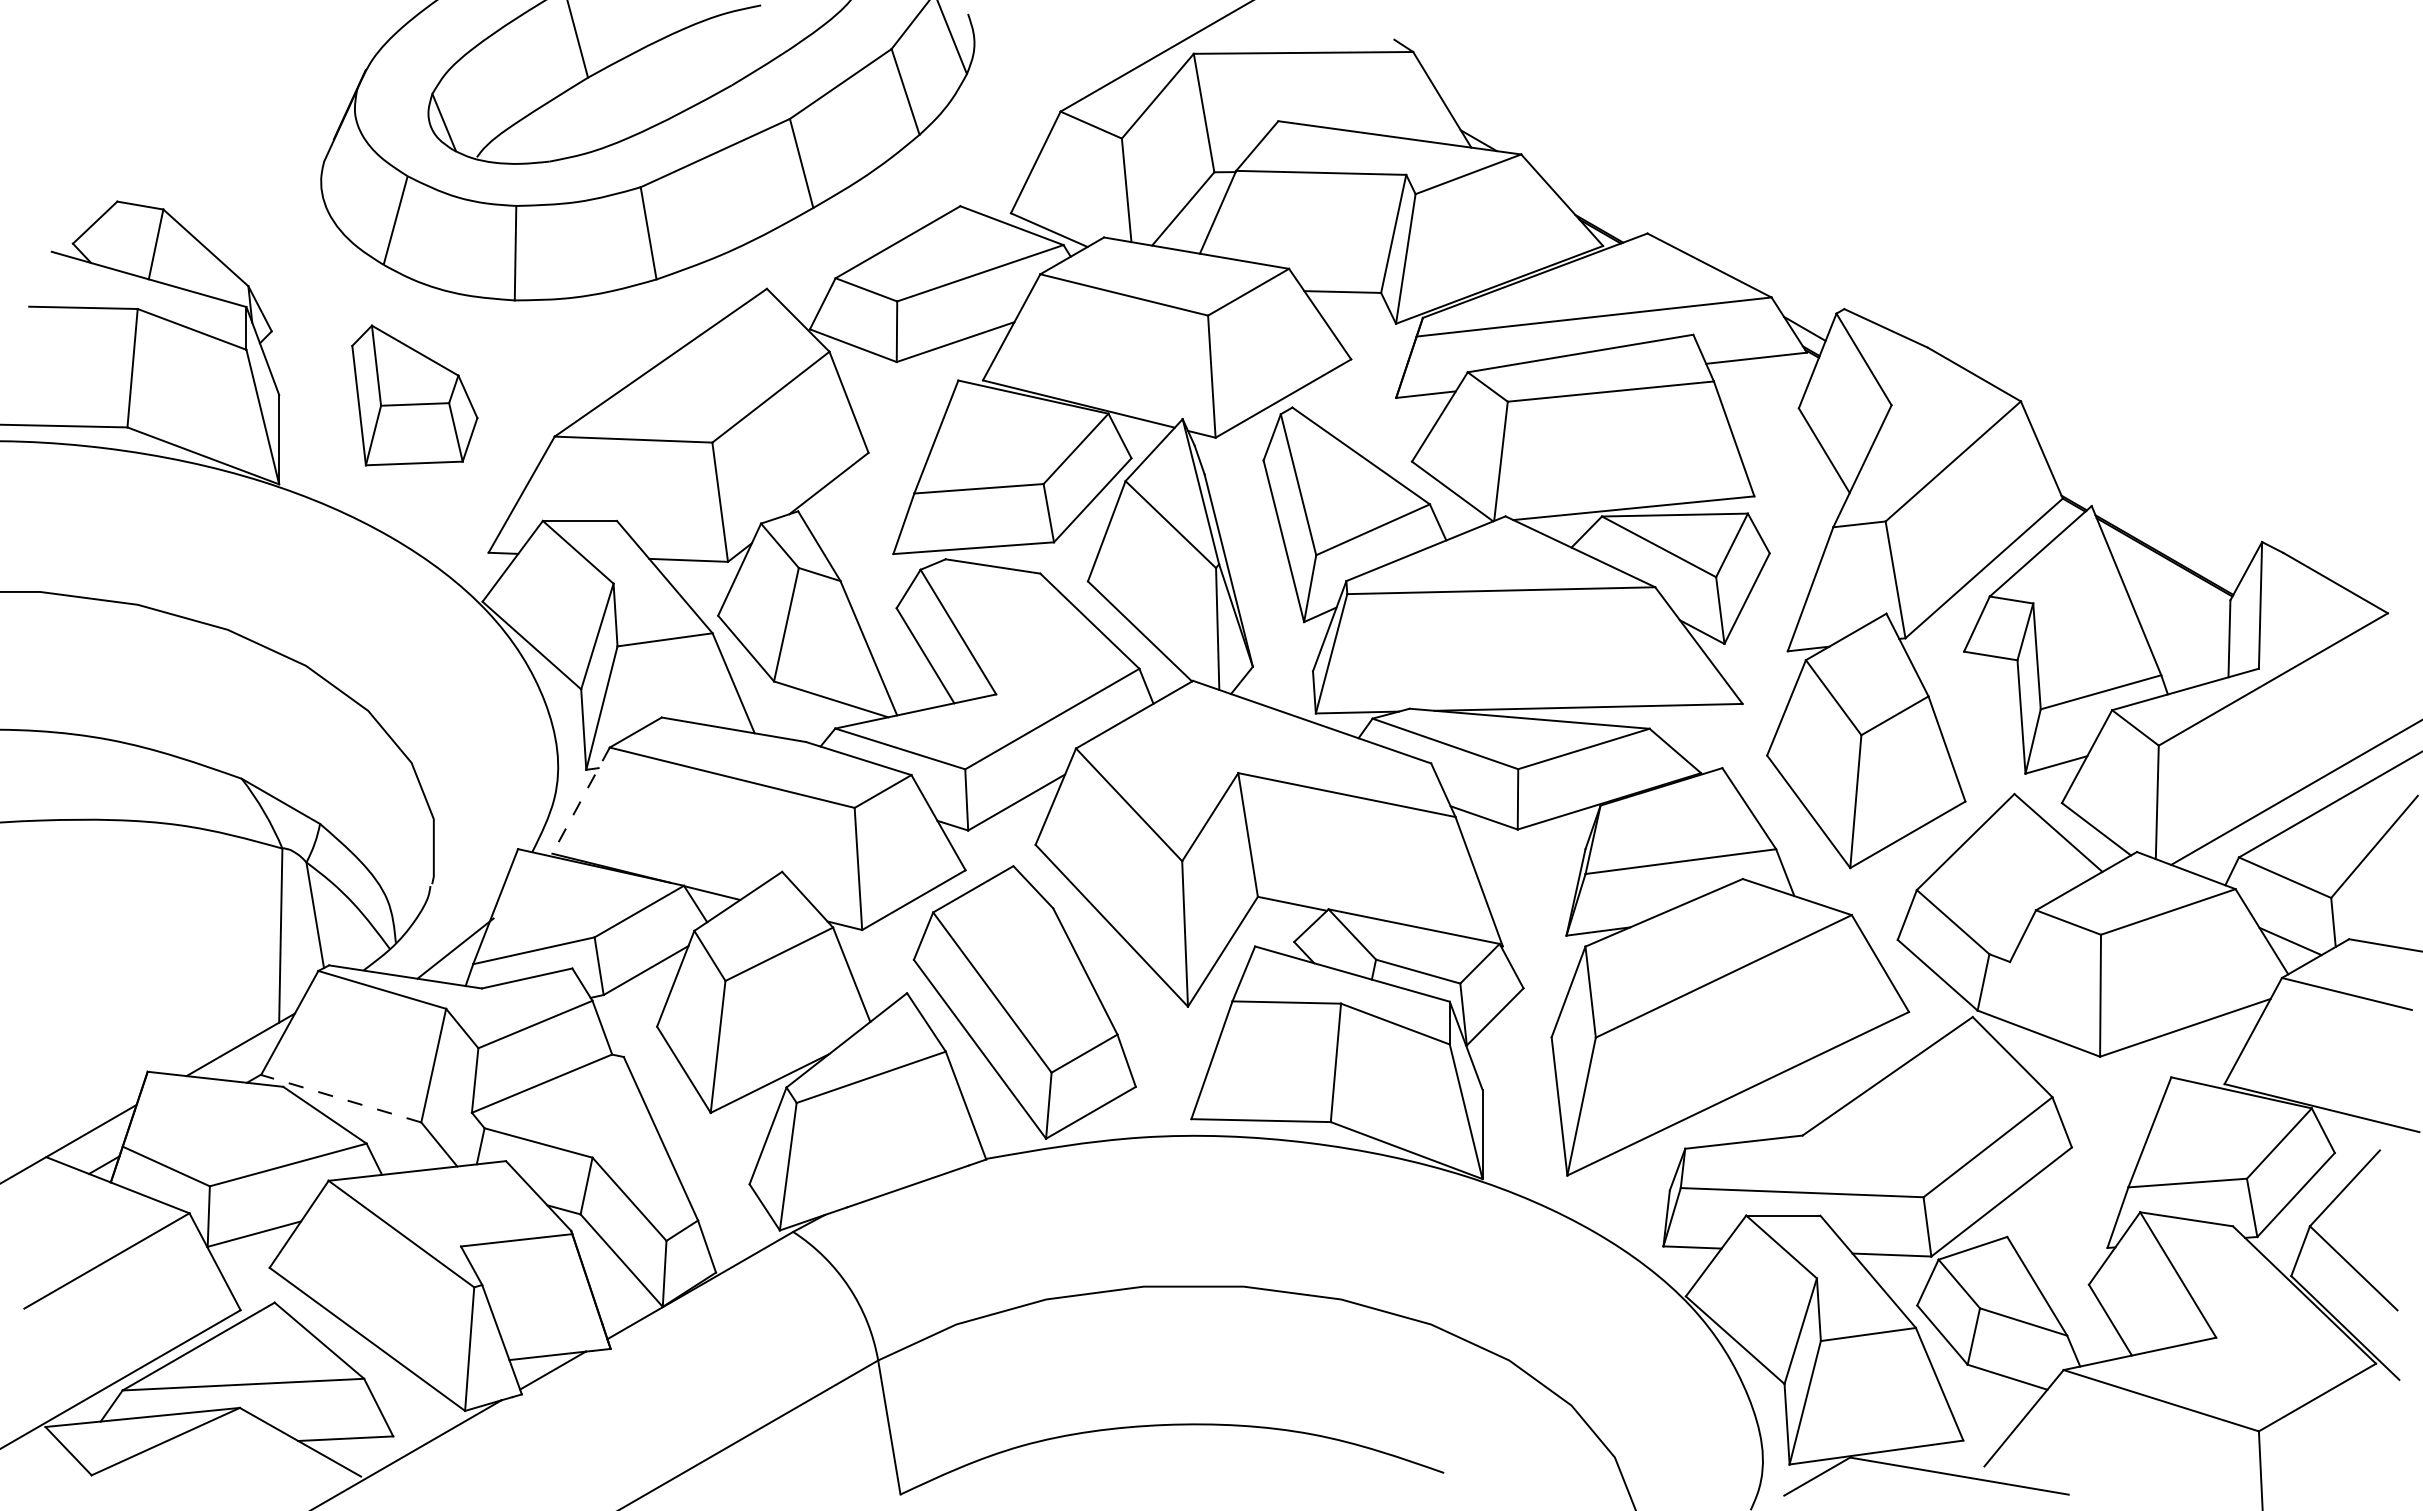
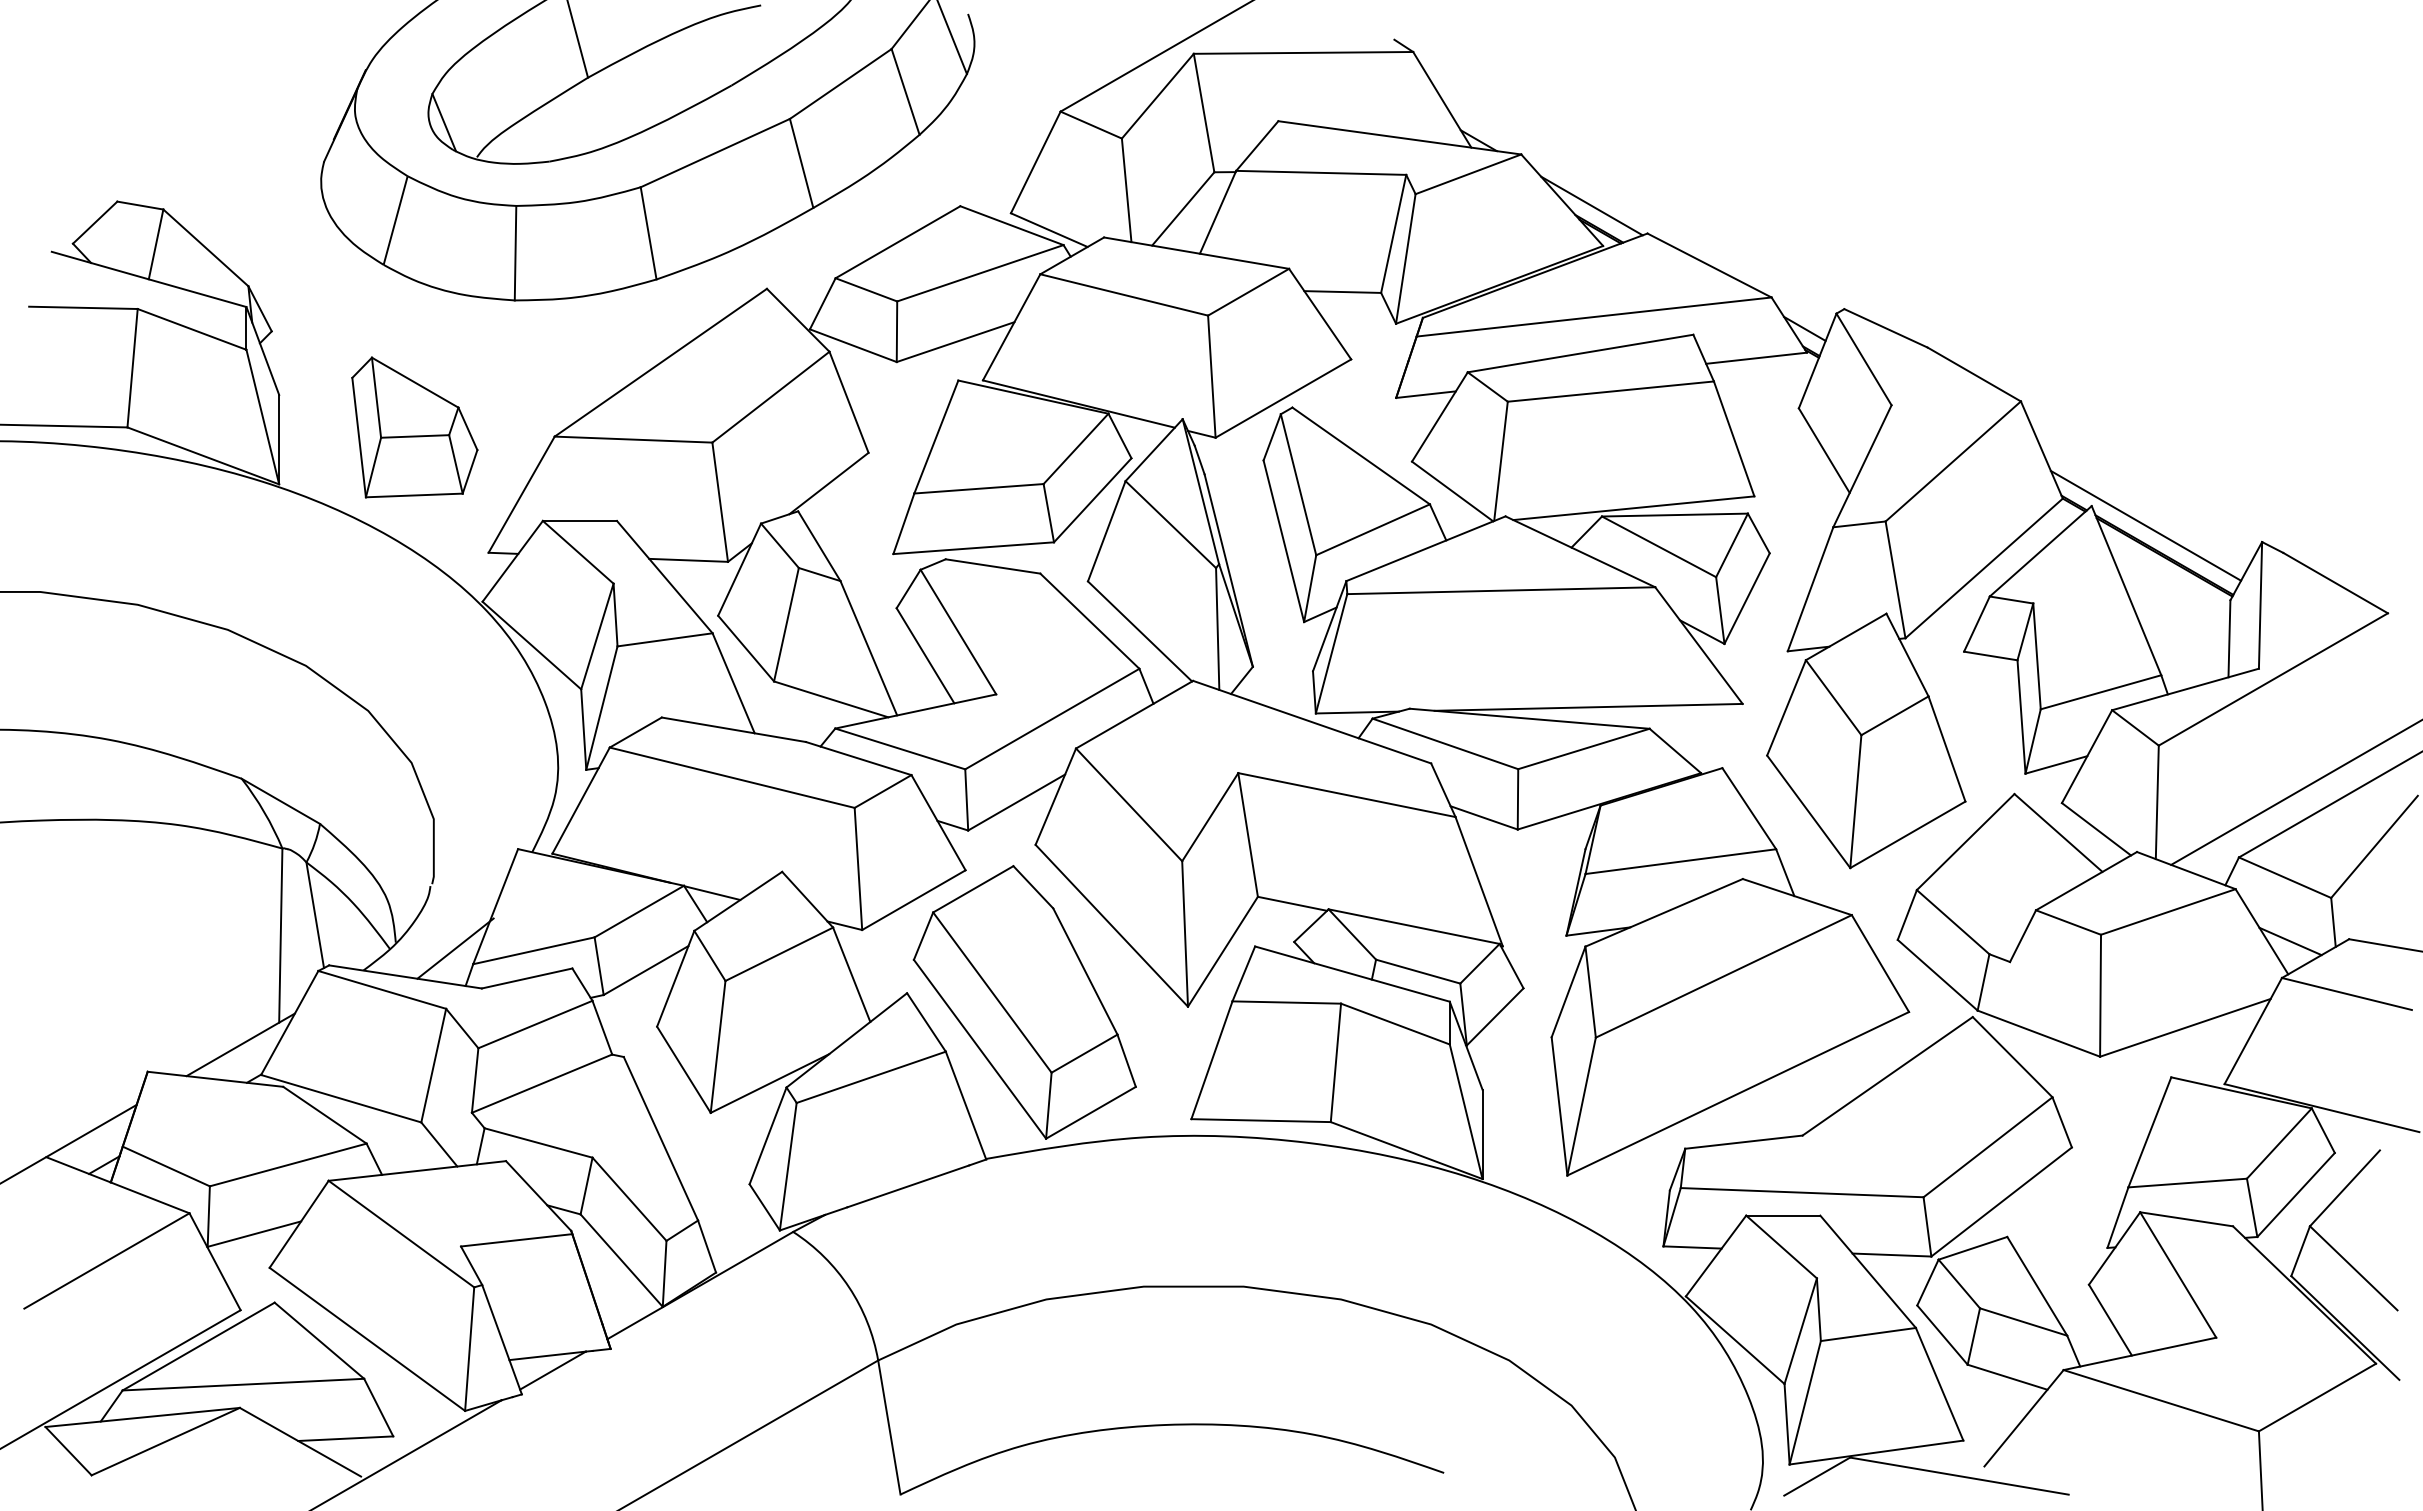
line: none -> present (1591, 205)
part position: (414, 395) -> (414, 427) (414, 427)
line: none -> present (2145, 525)
line: dashed -> solid (580, 801)
line: dashed -> solid (341, 1098)
